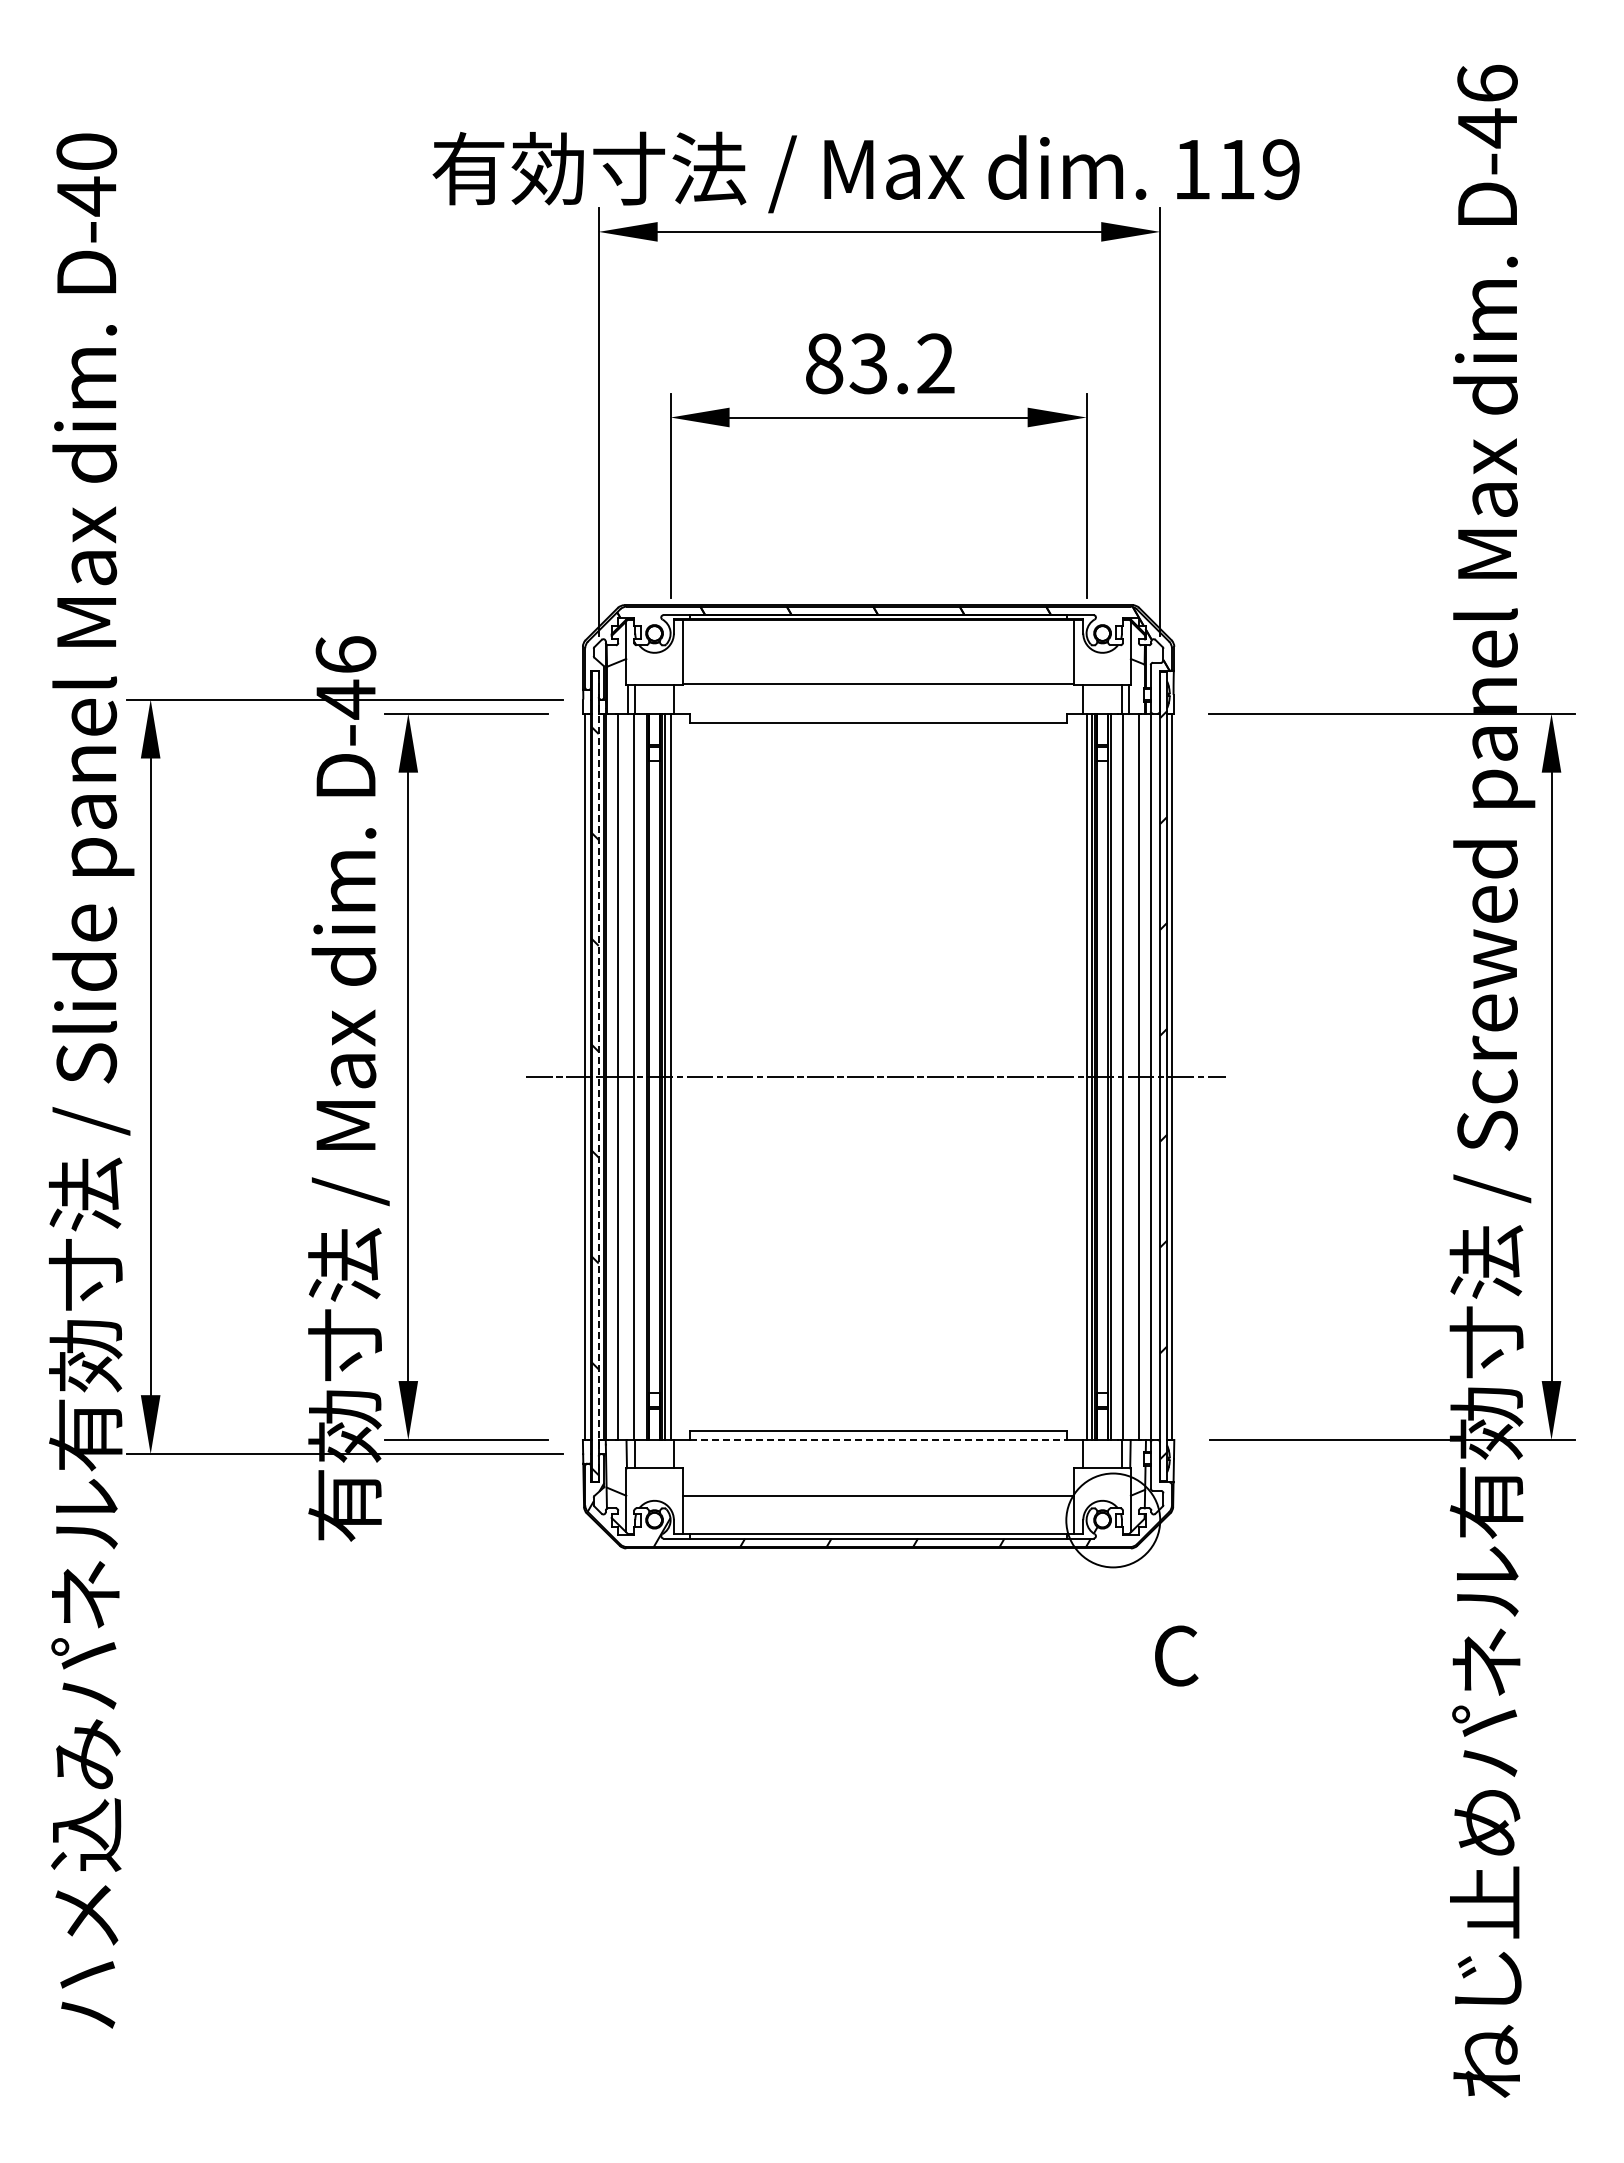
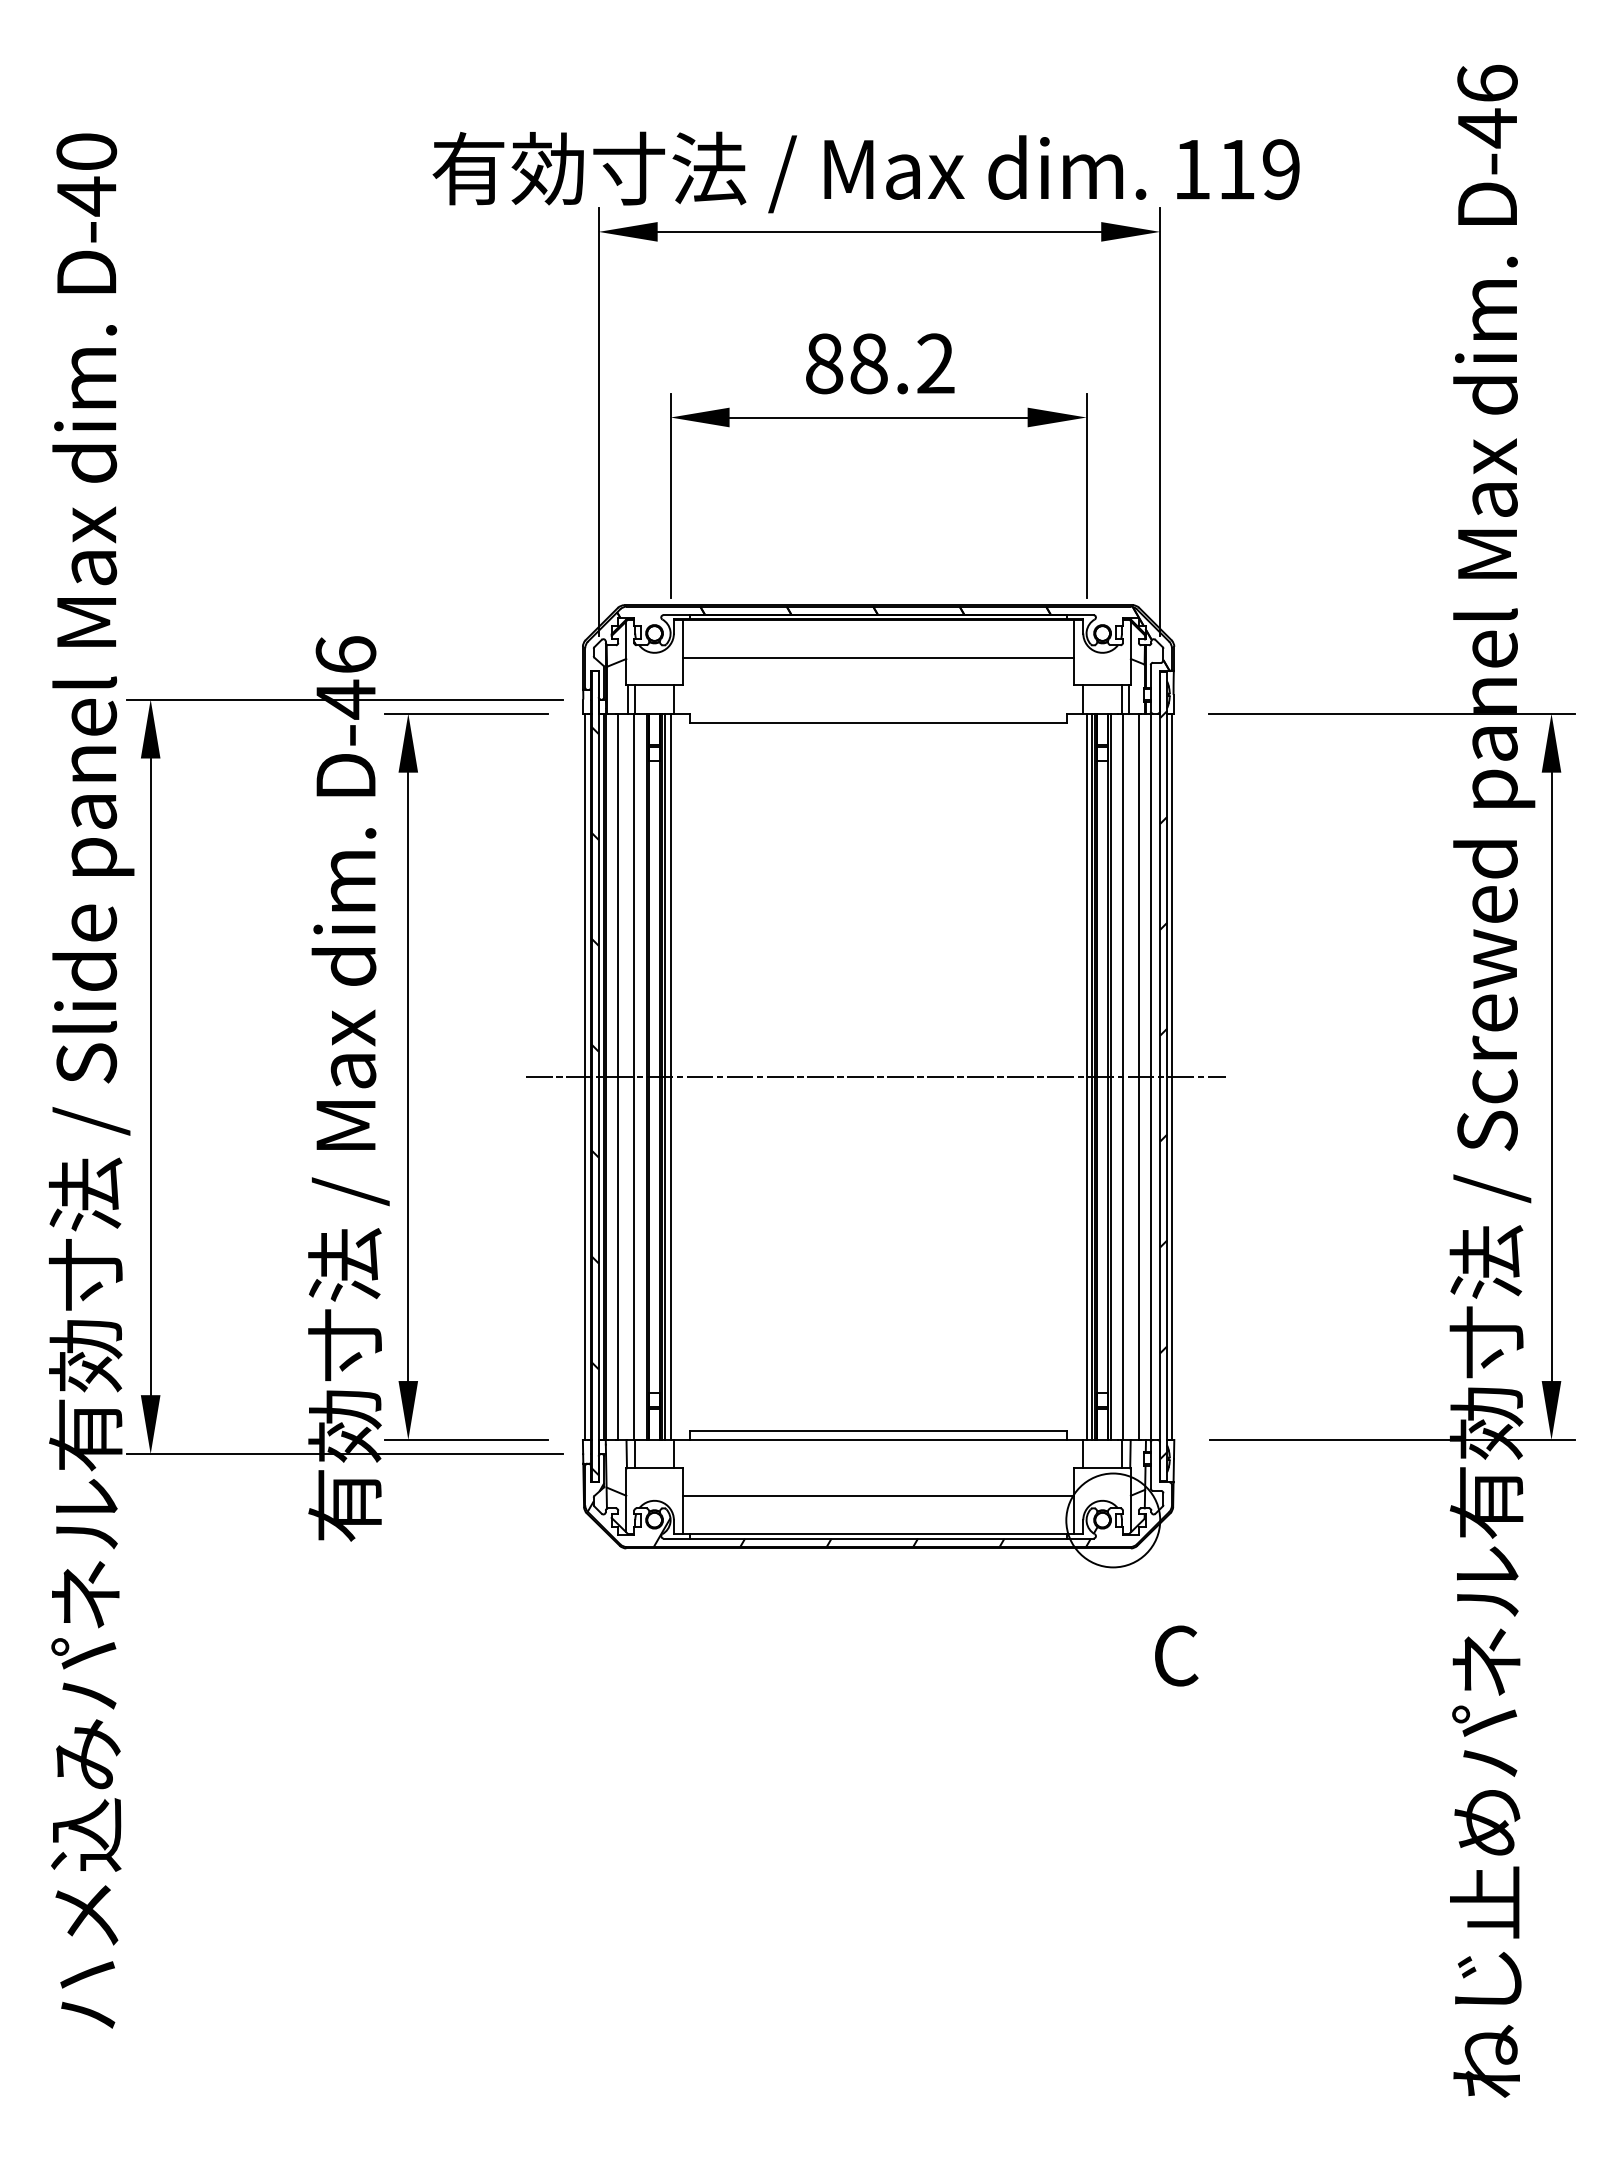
text: 83.2 -> 88.2 (868, 363)
line position: (878, 684) -> (878, 658) (878, 658)
line: dashed -> solid (598, 1076)
line: dashed -> solid (878, 1439)
